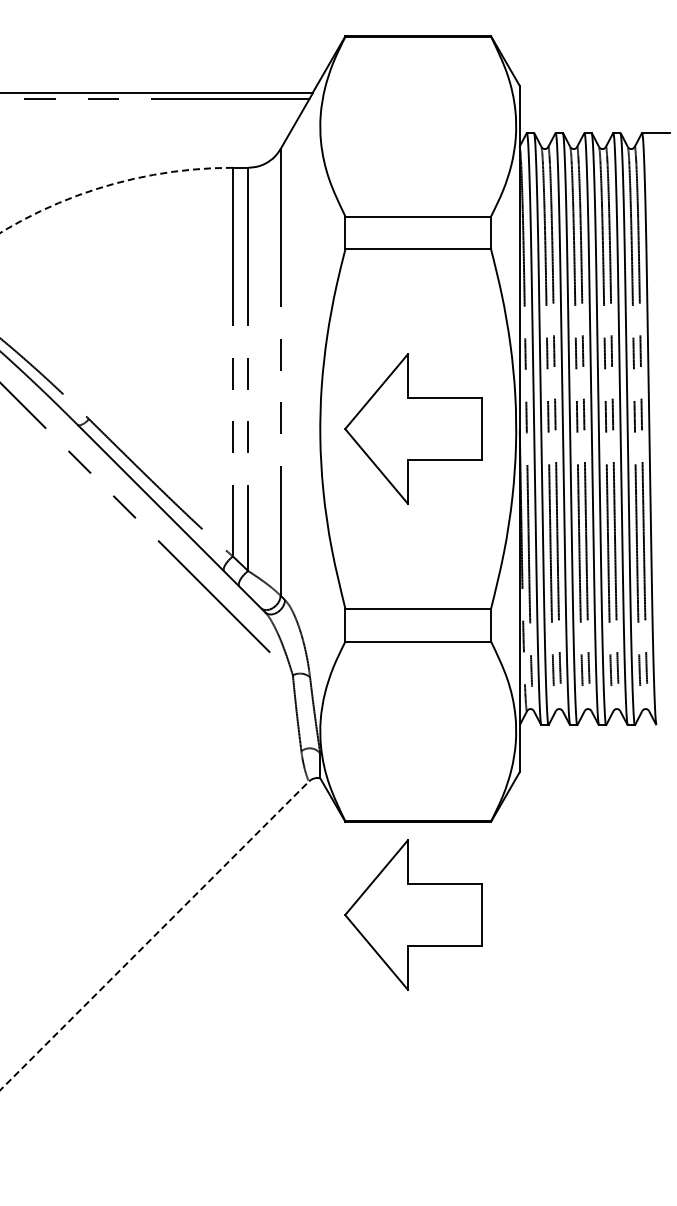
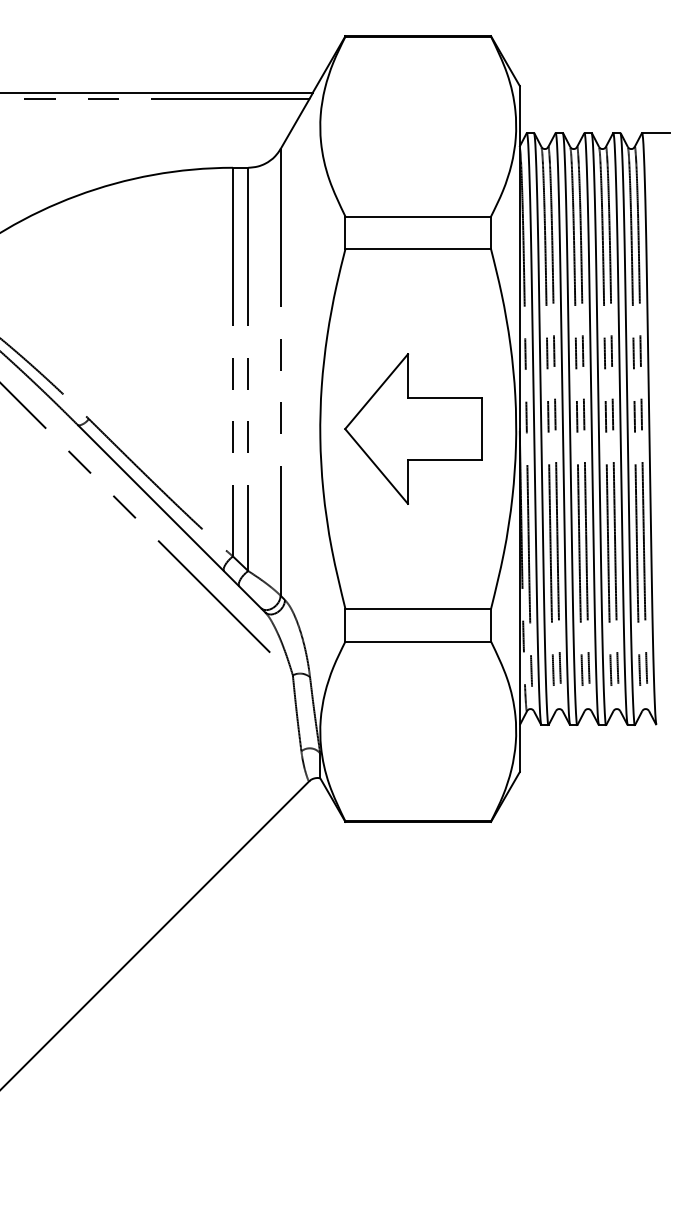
arc: dashed -> solid (112, 184)
part: present -> none (413, 914)
line: dashed -> solid (155, 935)
